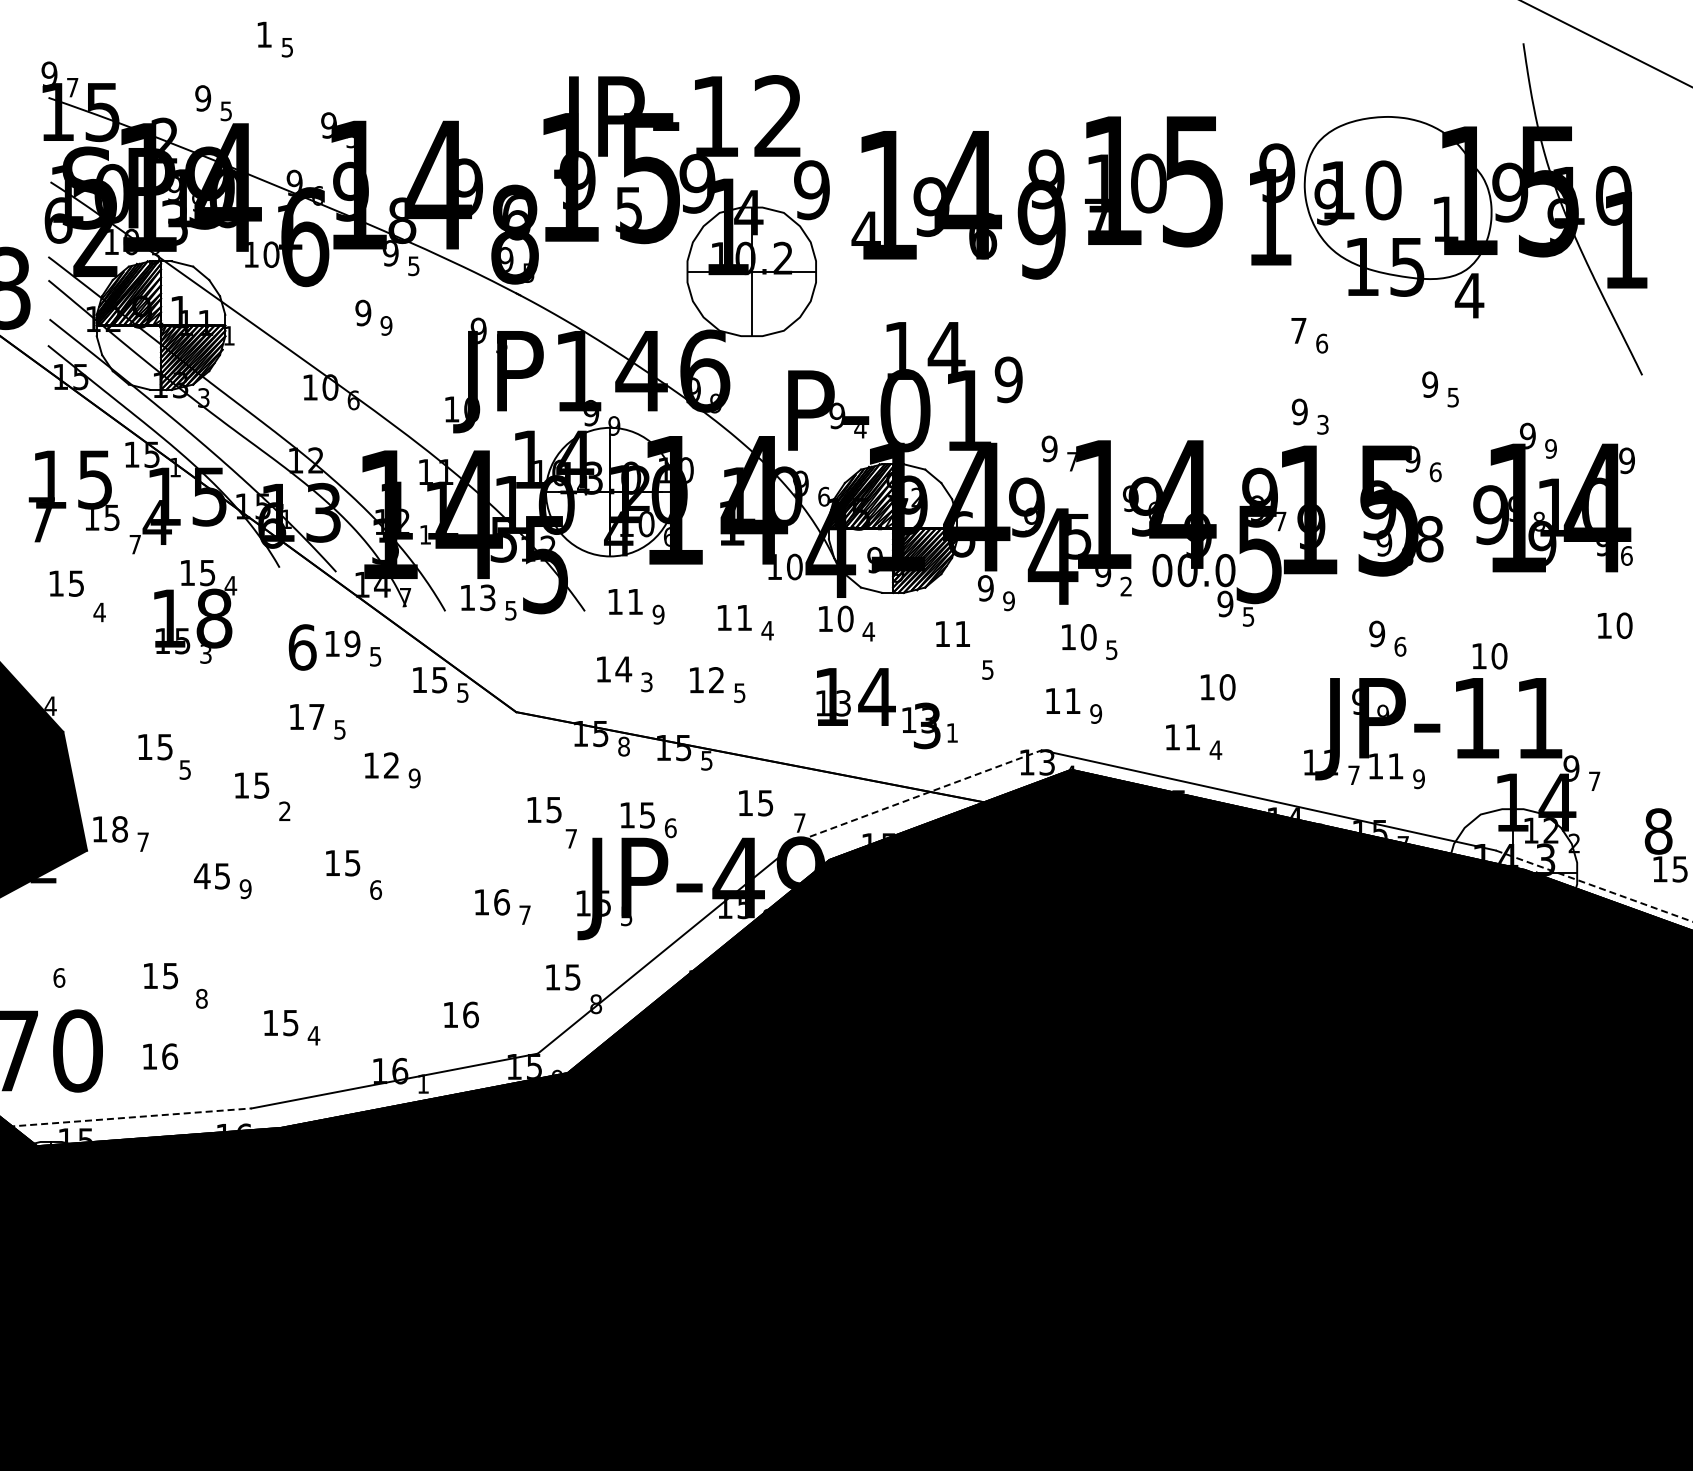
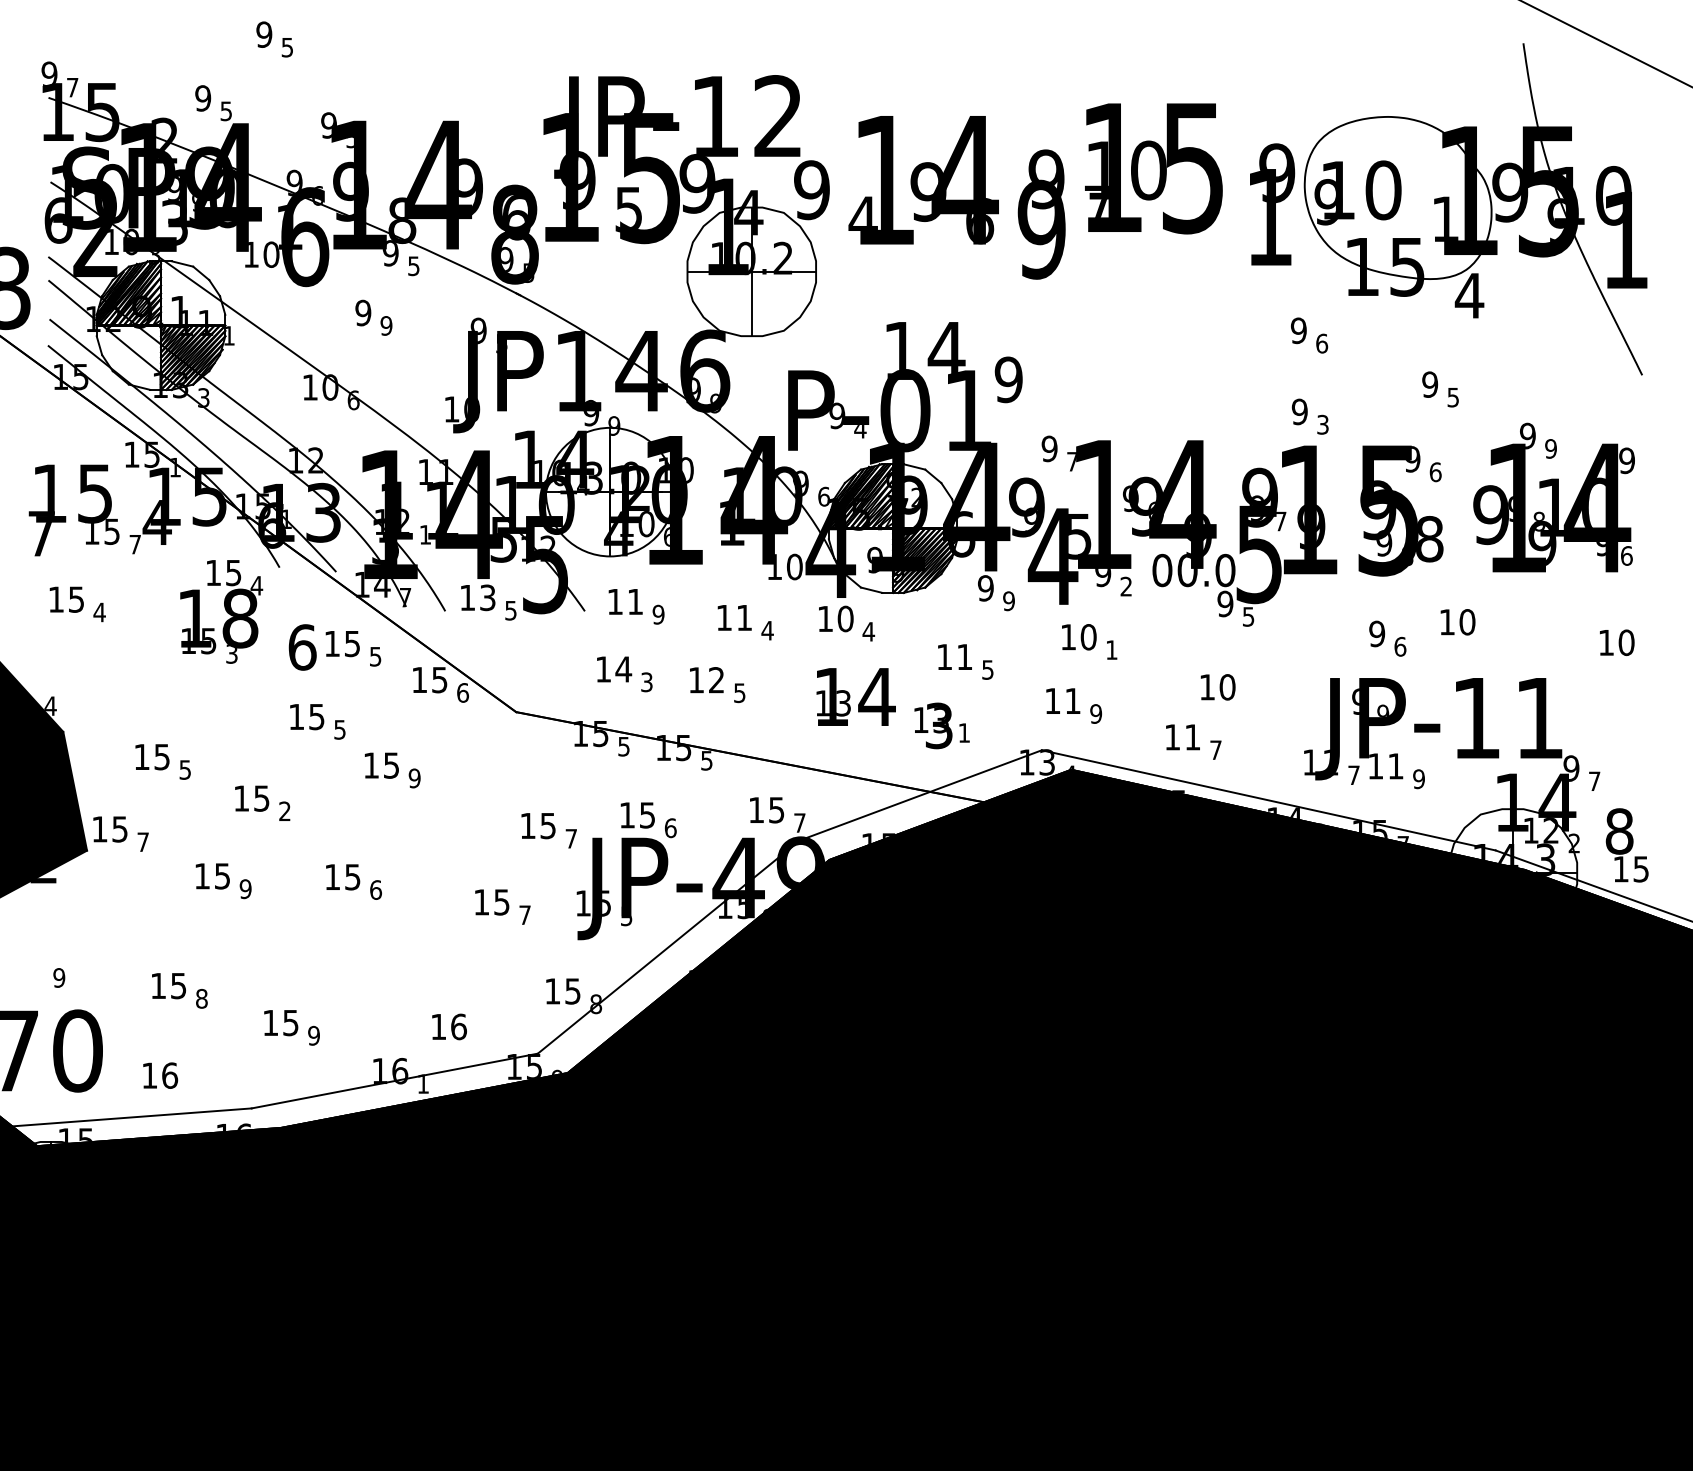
text: 1 -> 9 (264, 34)
text position: (1153, 181) -> (1153, 168) (1153, 168)
text position: (926, 195) -> (923, 180) (923, 180)
text: 7 -> 9 (1298, 330)
text position: (73, 496) -> (73, 510) (73, 510)
text position: (66, 583) -> (66, 599) (66, 599)
text position: (195, 611) -> (221, 611) (221, 611)
text position: (1615, 625) -> (1617, 642) (1617, 642)
text position: (952, 633) -> (954, 656) (954, 656)
text: 19 -> 15 (352, 643)
text: 5 -> 1 (1111, 650)
text position: (1489, 656) -> (1457, 622) (1457, 622)
text: 5 -> 6 (463, 692)
text: 17 -> 15 (316, 717)
text position: (929, 725) -> (941, 725) (941, 725)
text: 8 -> 5 (623, 746)
text position: (155, 747) -> (152, 757) (152, 757)
text: 4 -> 7 (1215, 749)
text: 12 -> 15 (391, 765)
text position: (252, 785) -> (252, 798) (252, 798)
line: dashed -> solid (921, 795)
text position: (756, 803) -> (767, 810) (767, 810)
text position: (544, 810) -> (538, 826) (538, 826)
text: 18 -> 15 (119, 829)
text position: (1665, 845) -> (1626, 845) (1626, 845)
text position: (343, 863) -> (343, 877) (343, 877)
text: 45 -> 15 (202, 876)
line: dashed -> solid (1594, 886)
text: 16 -> 15 (501, 902)
text position: (160, 976) -> (168, 986) (168, 986)
text: 6 -> 9 (59, 977)
text position: (563, 977) -> (563, 991) (563, 991)
text position: (461, 1014) -> (449, 1026) (449, 1026)
text: 4 -> 9 (313, 1035)
text position: (160, 1056) -> (160, 1075) (160, 1075)
line: dashed -> solid (130, 1117)
